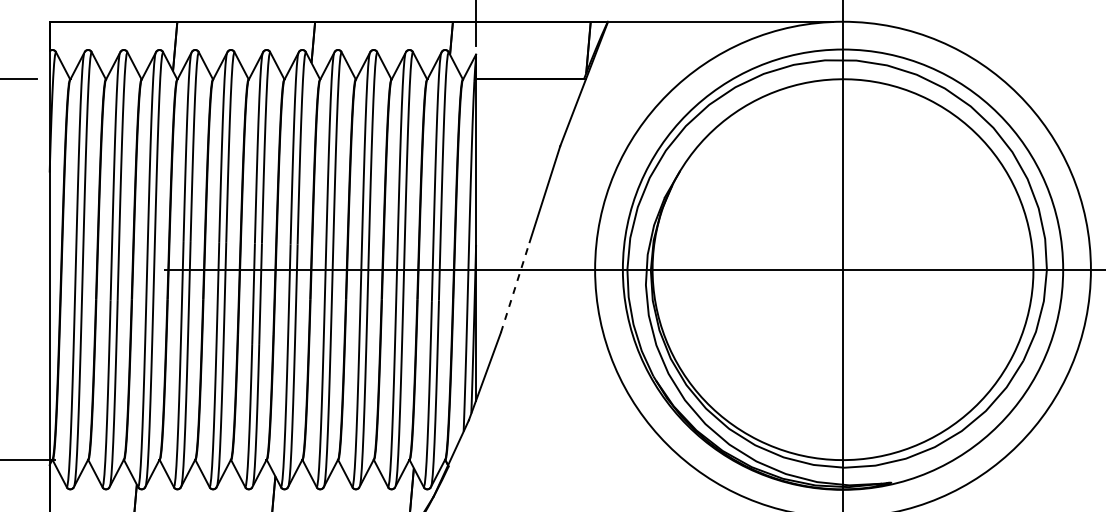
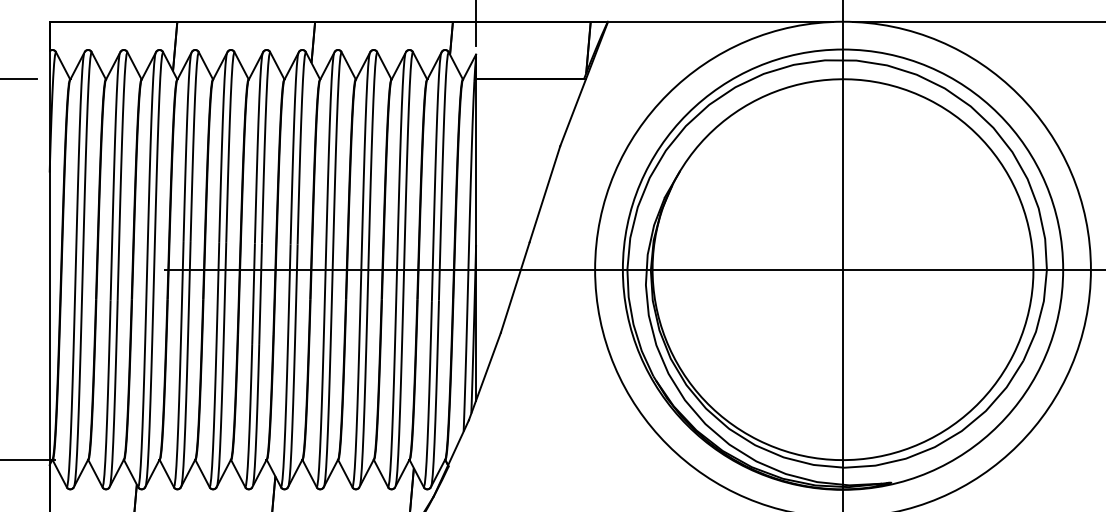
line: none -> present (977, 21)
line: dashed -> solid (515, 287)
